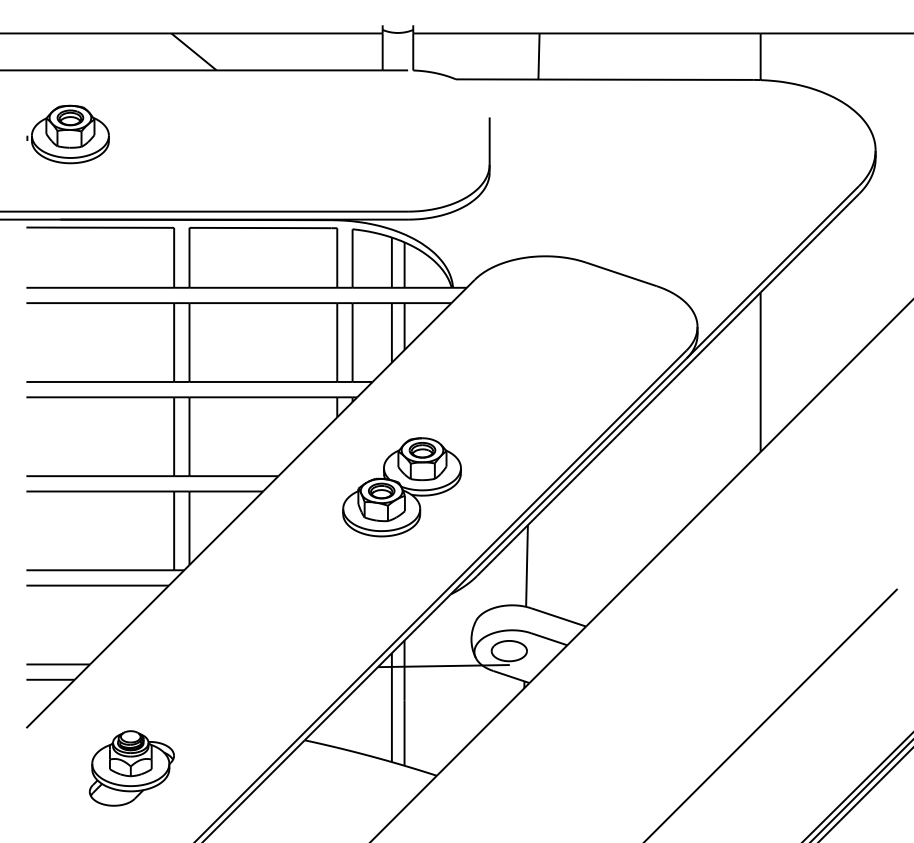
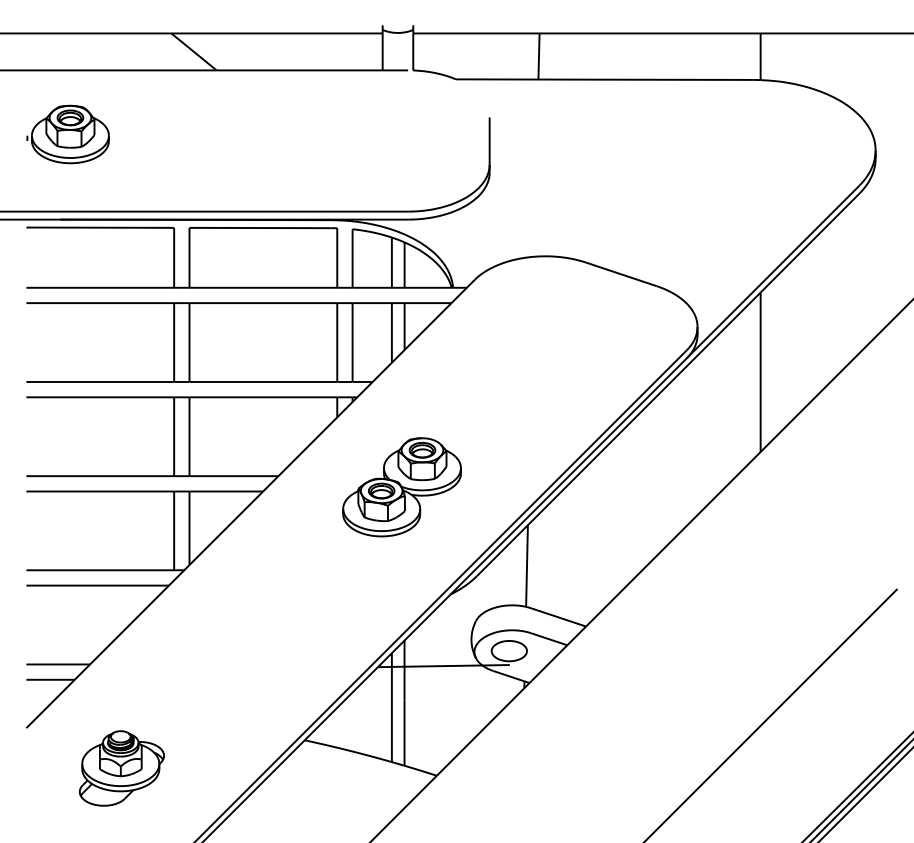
part position: (131, 768) -> (121, 768) (121, 768)
